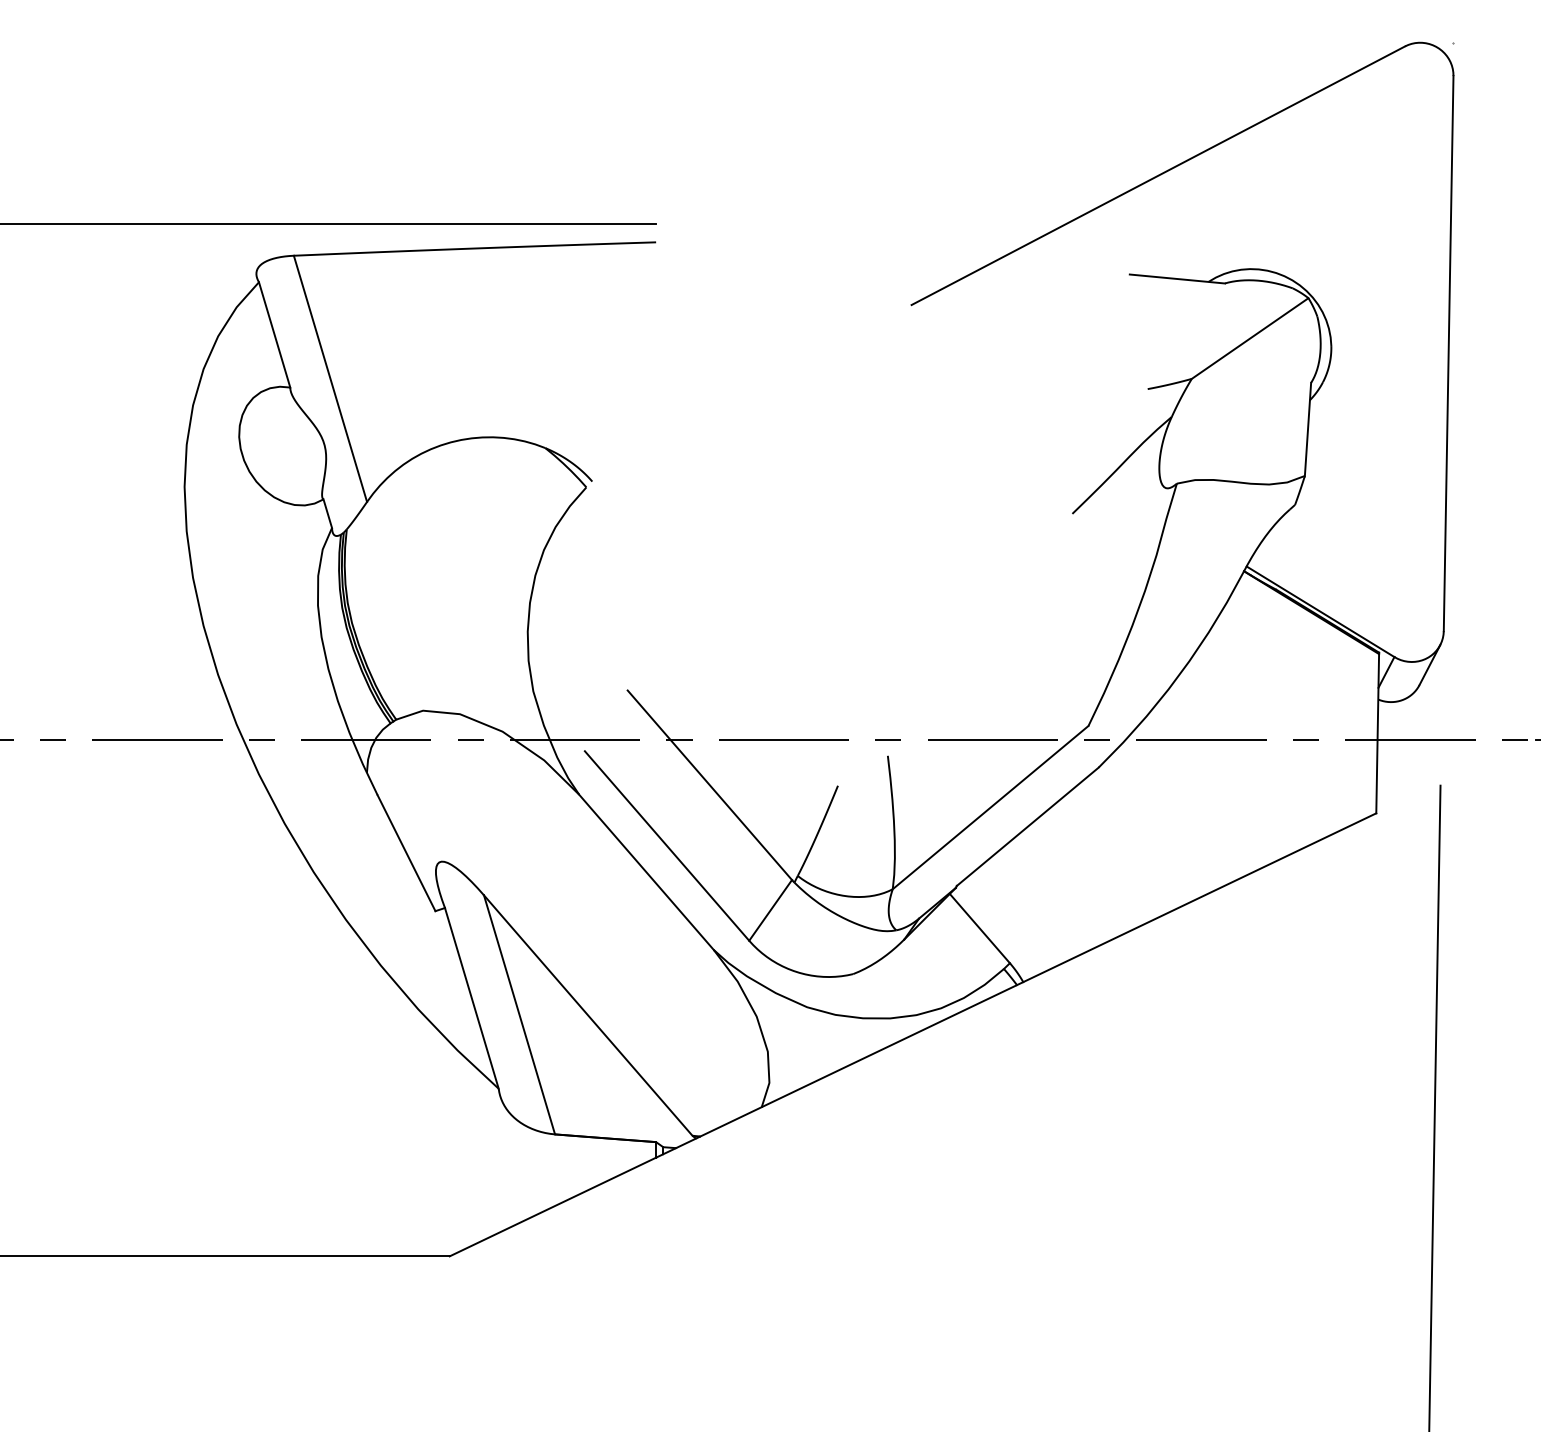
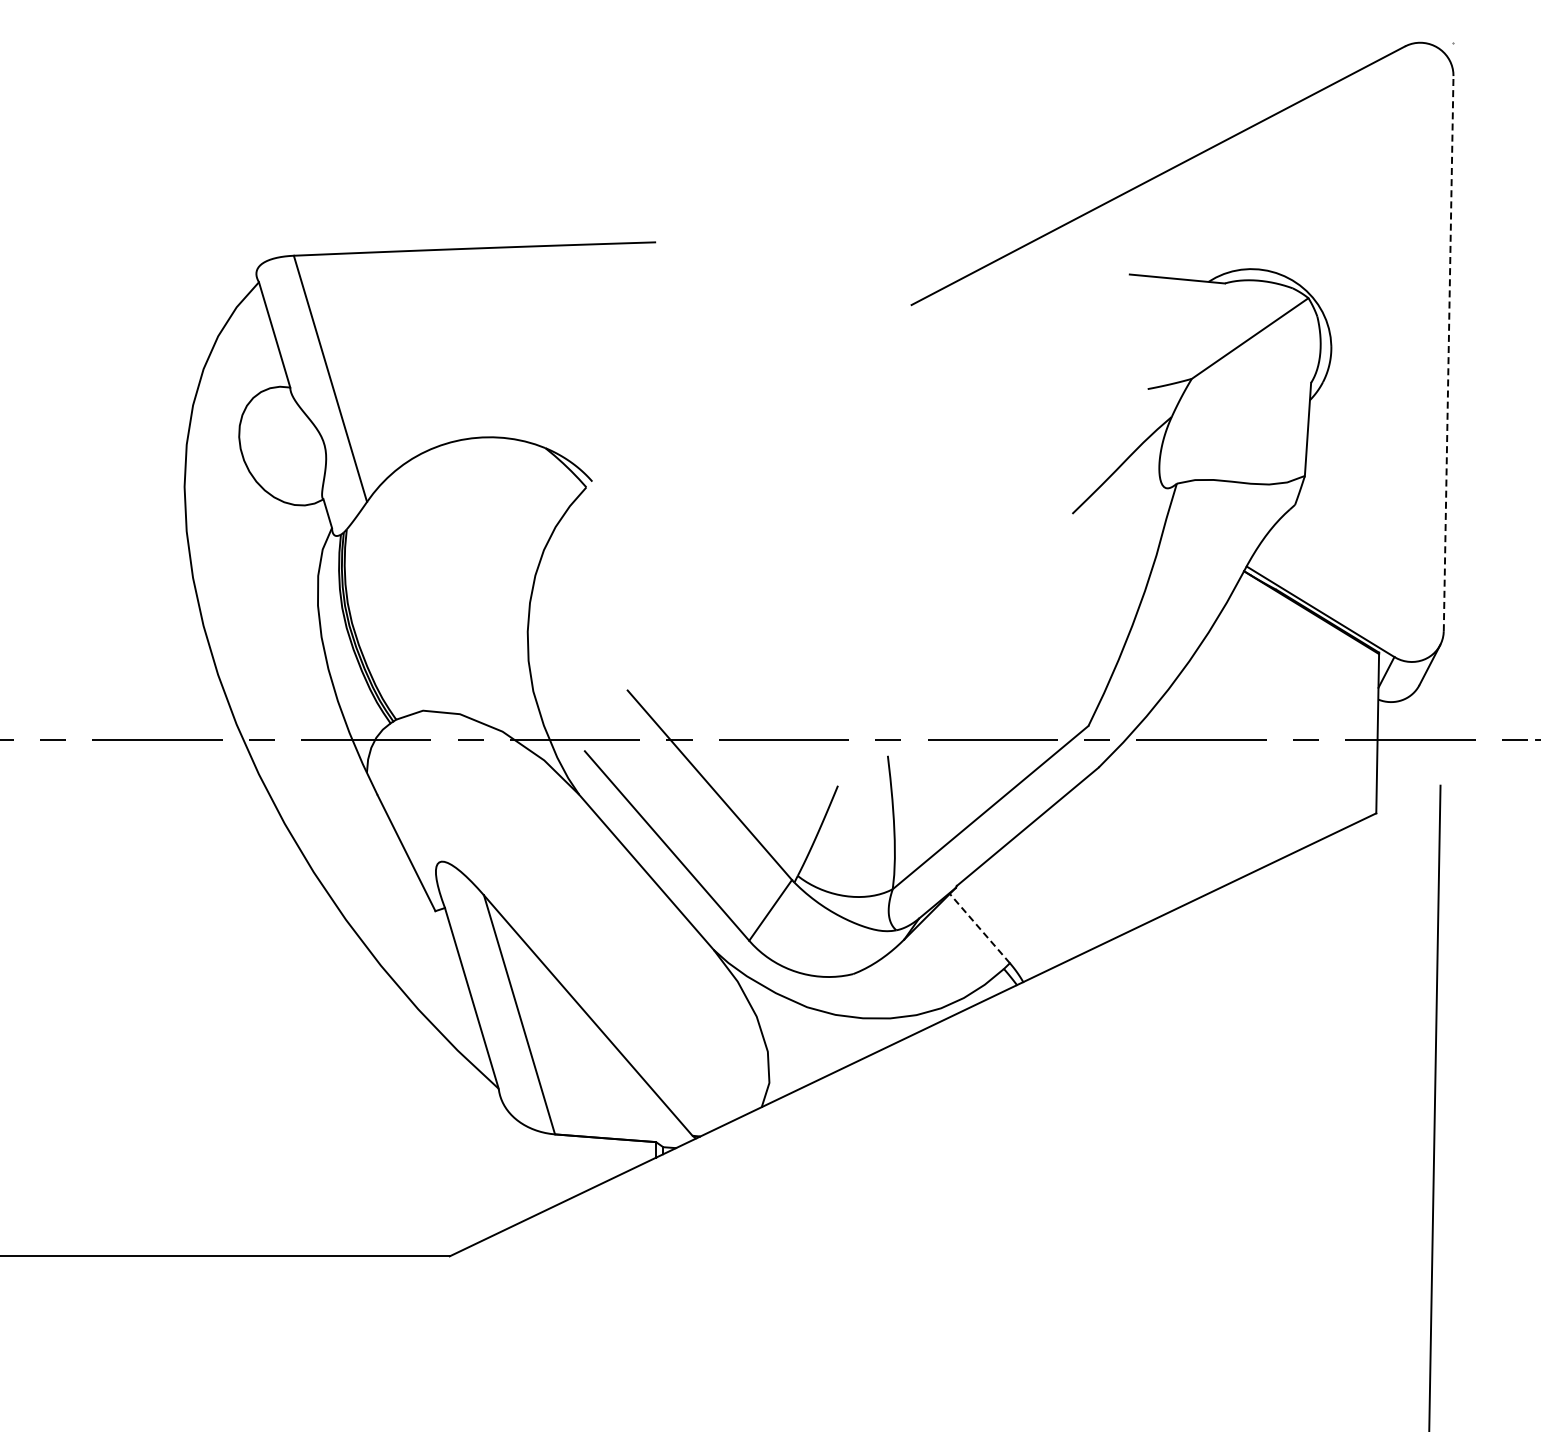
line: present -> none (329, 224)
line: solid -> dashed (1448, 353)
line: solid -> dashed (979, 928)
